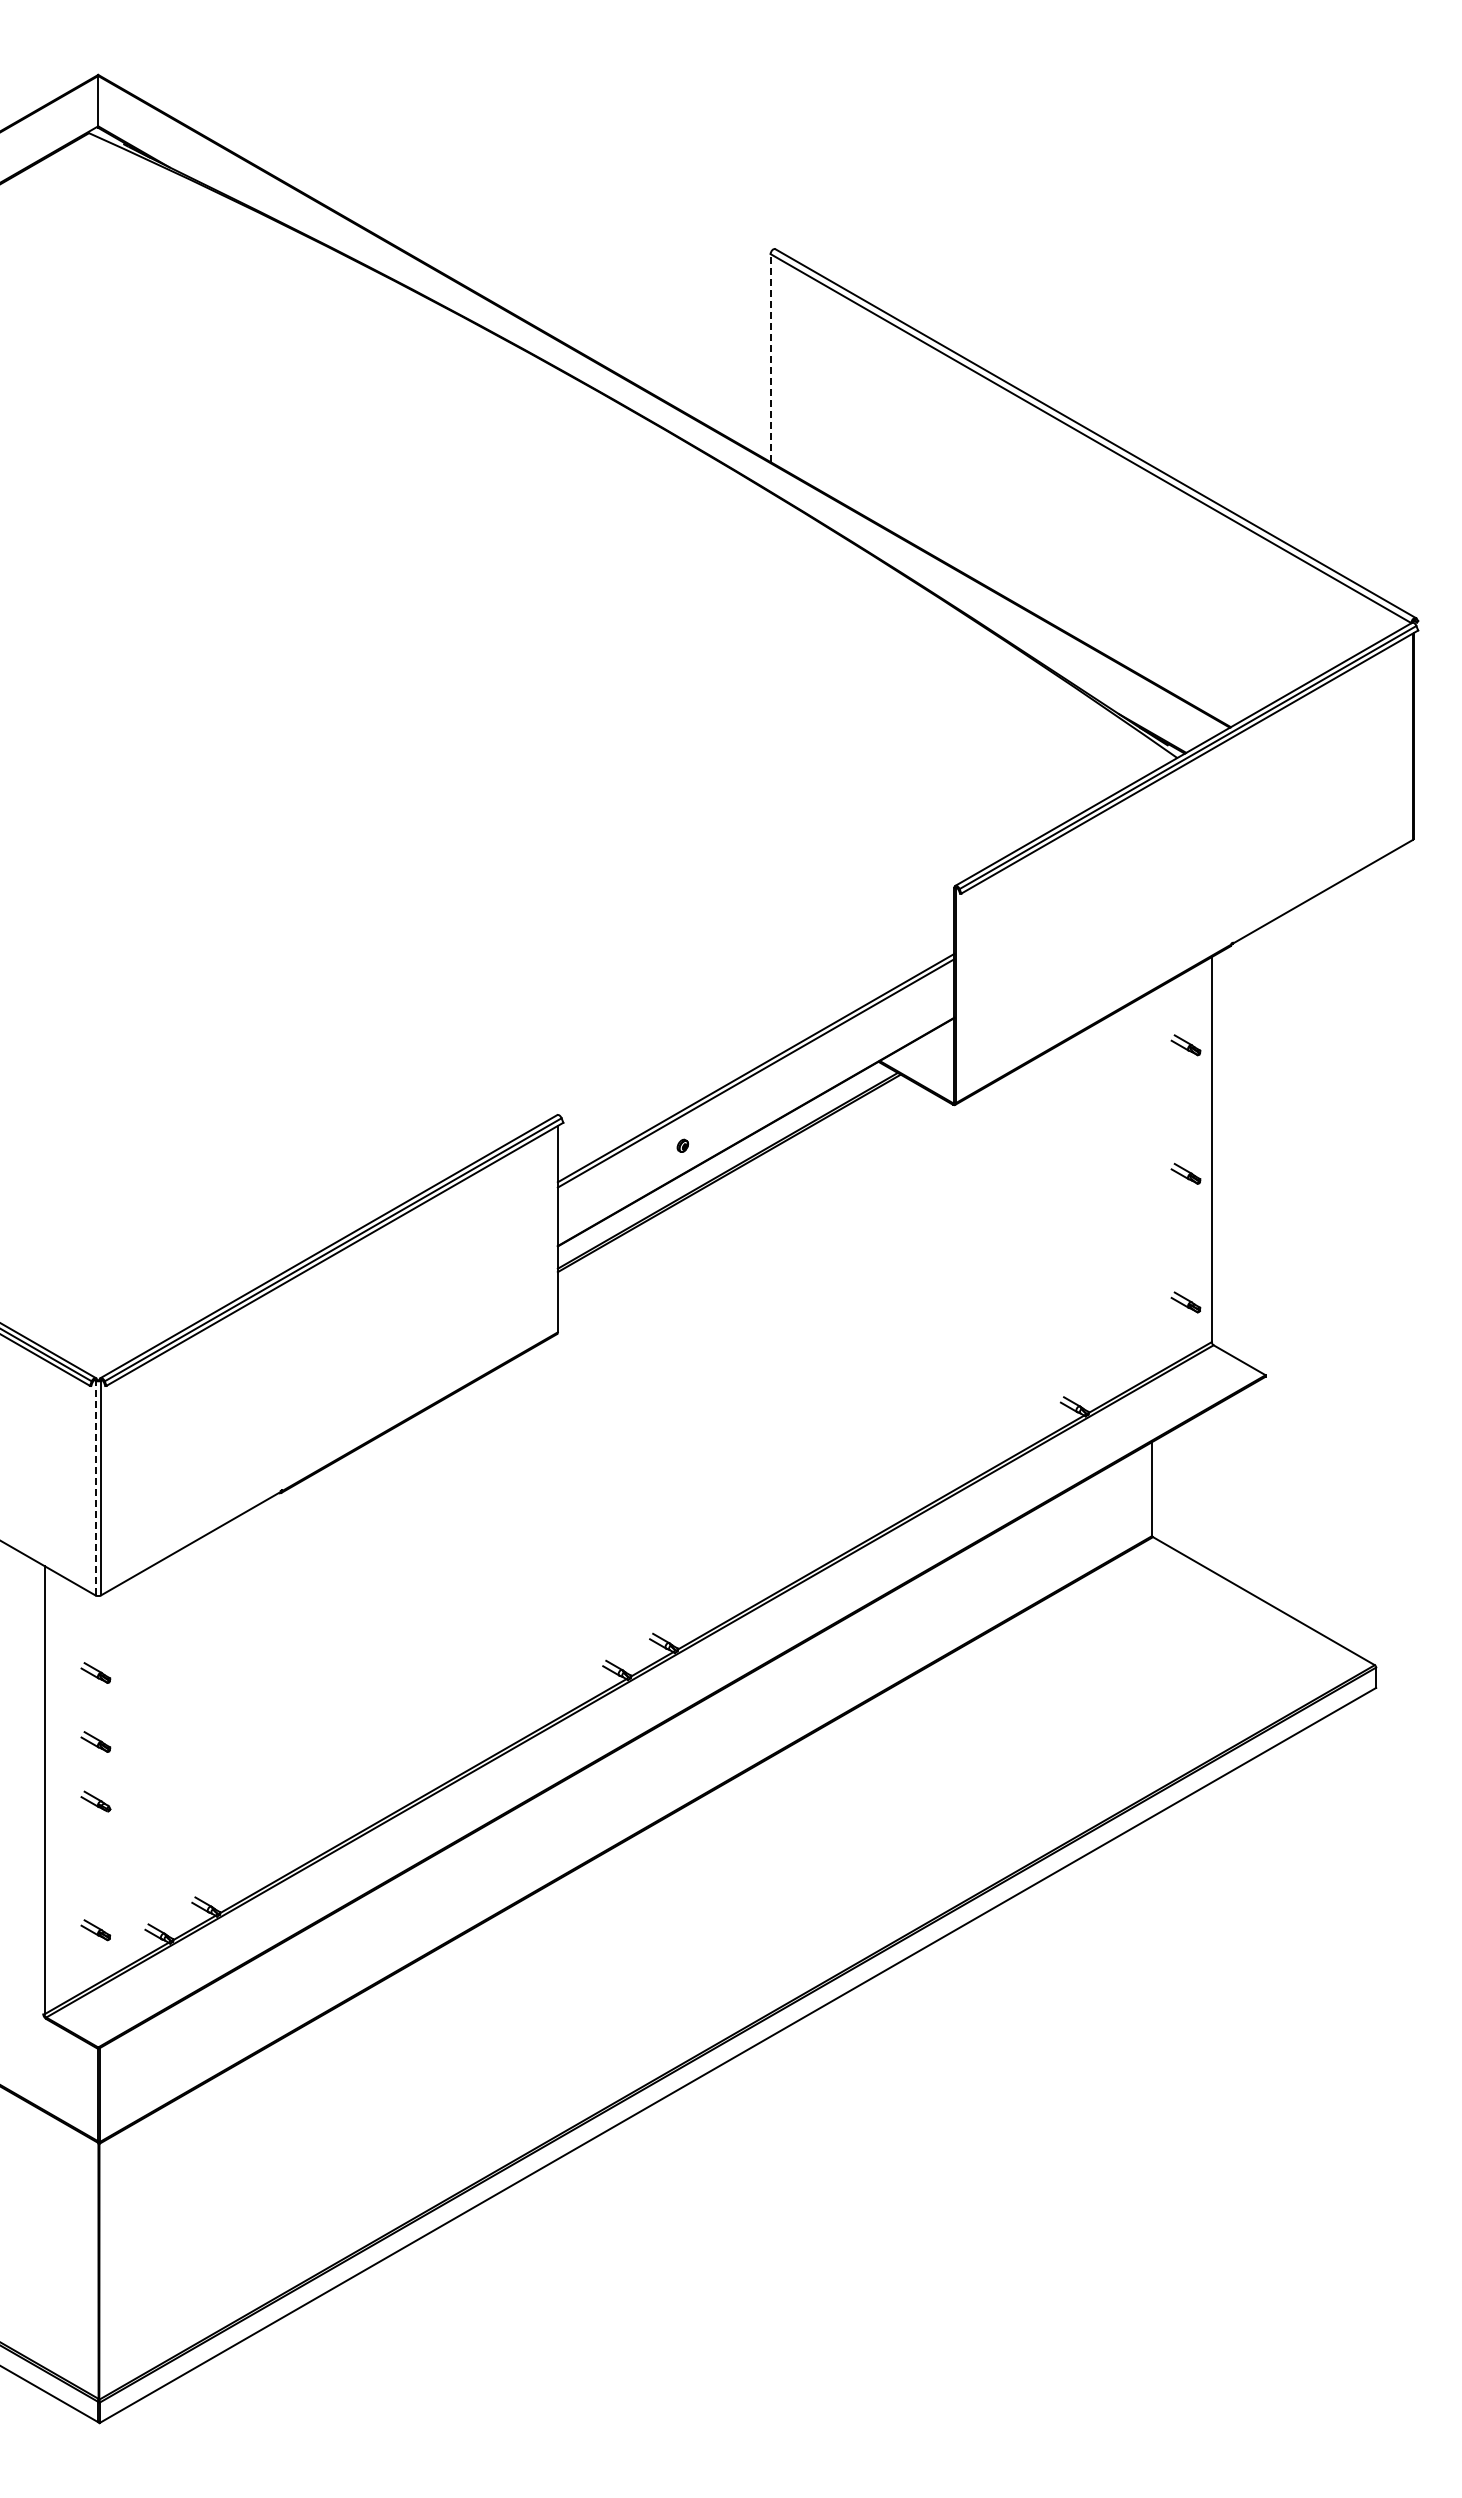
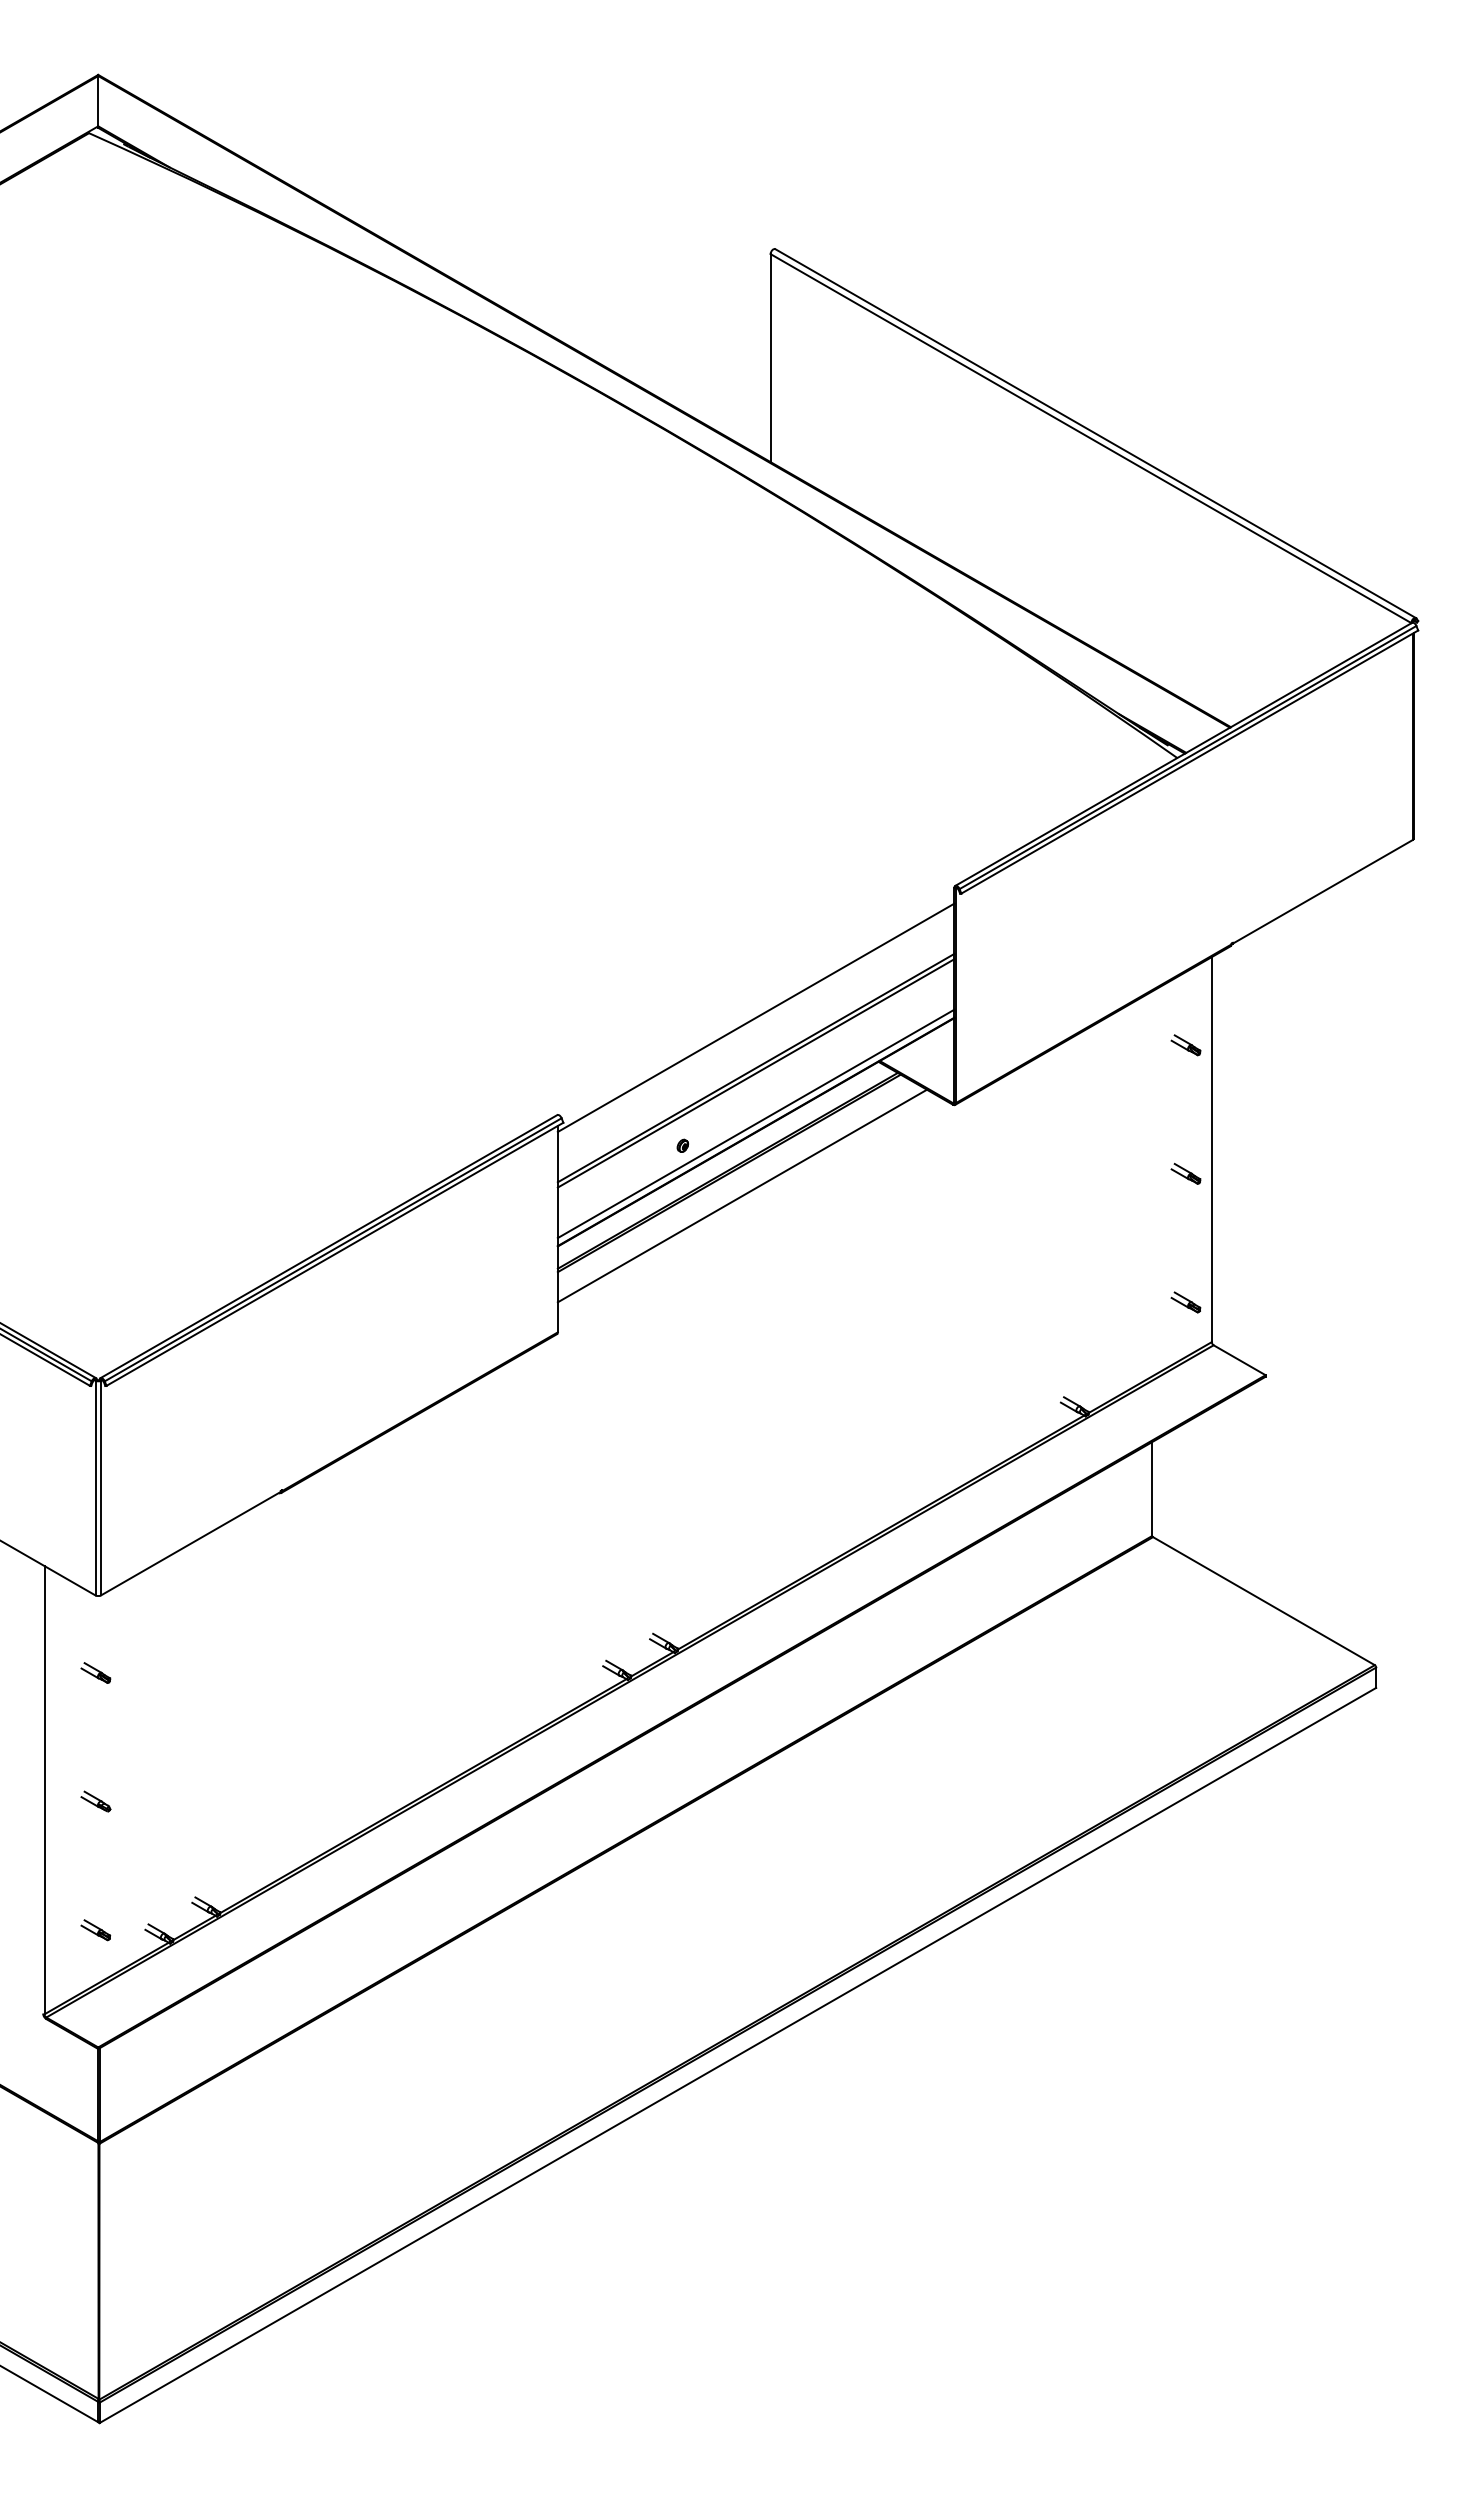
line: dashed -> solid (770, 358)
line: none -> present (755, 1017)
line: none -> present (755, 1123)
line: none -> present (742, 1195)
line: dashed -> solid (95, 1487)
part: present -> none (95, 1741)
